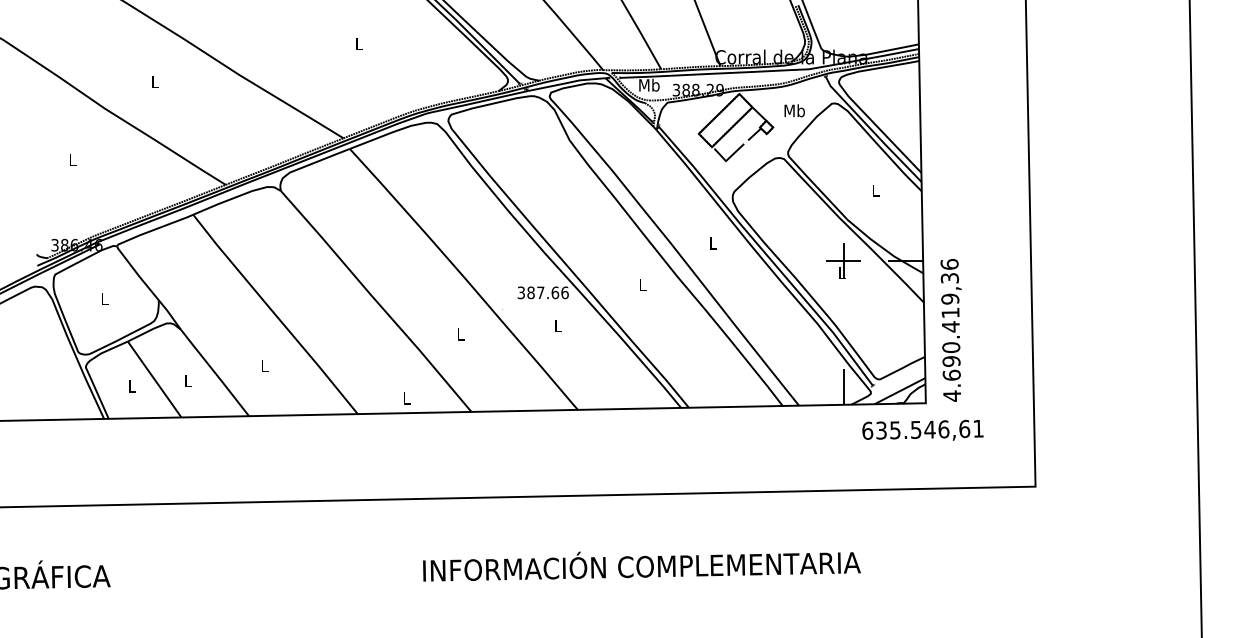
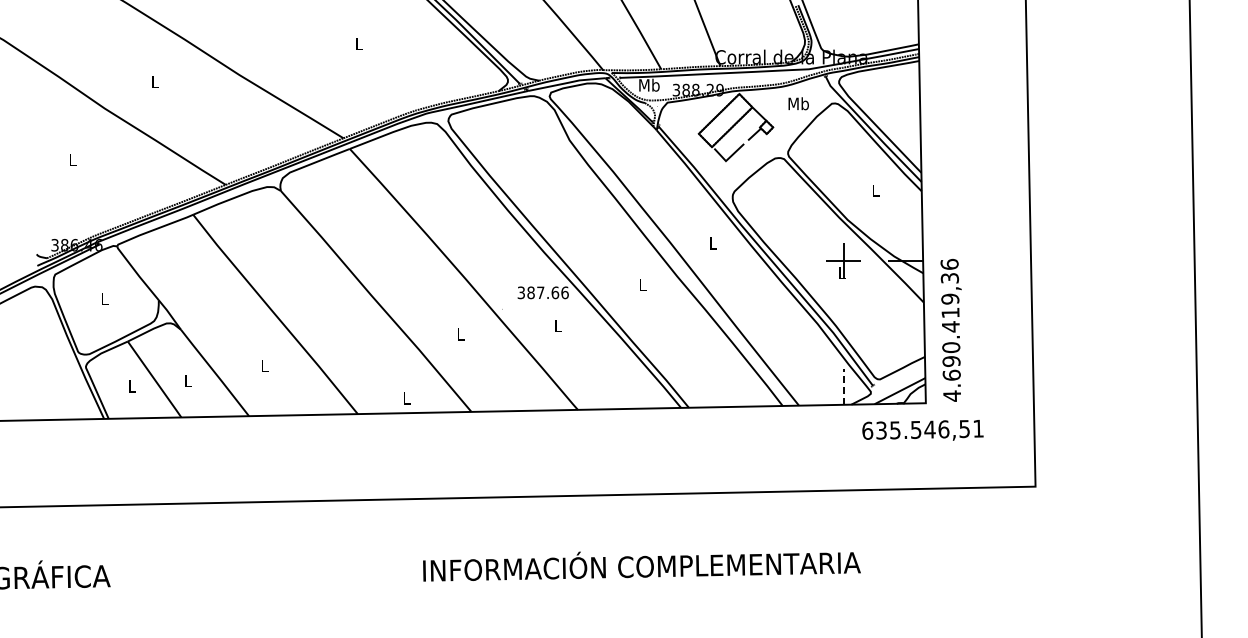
text position: (794, 110) -> (798, 103) (798, 103)
line: solid -> dashed (843, 387)
text: 635.546,61 -> 635.546,51 (964, 428)
